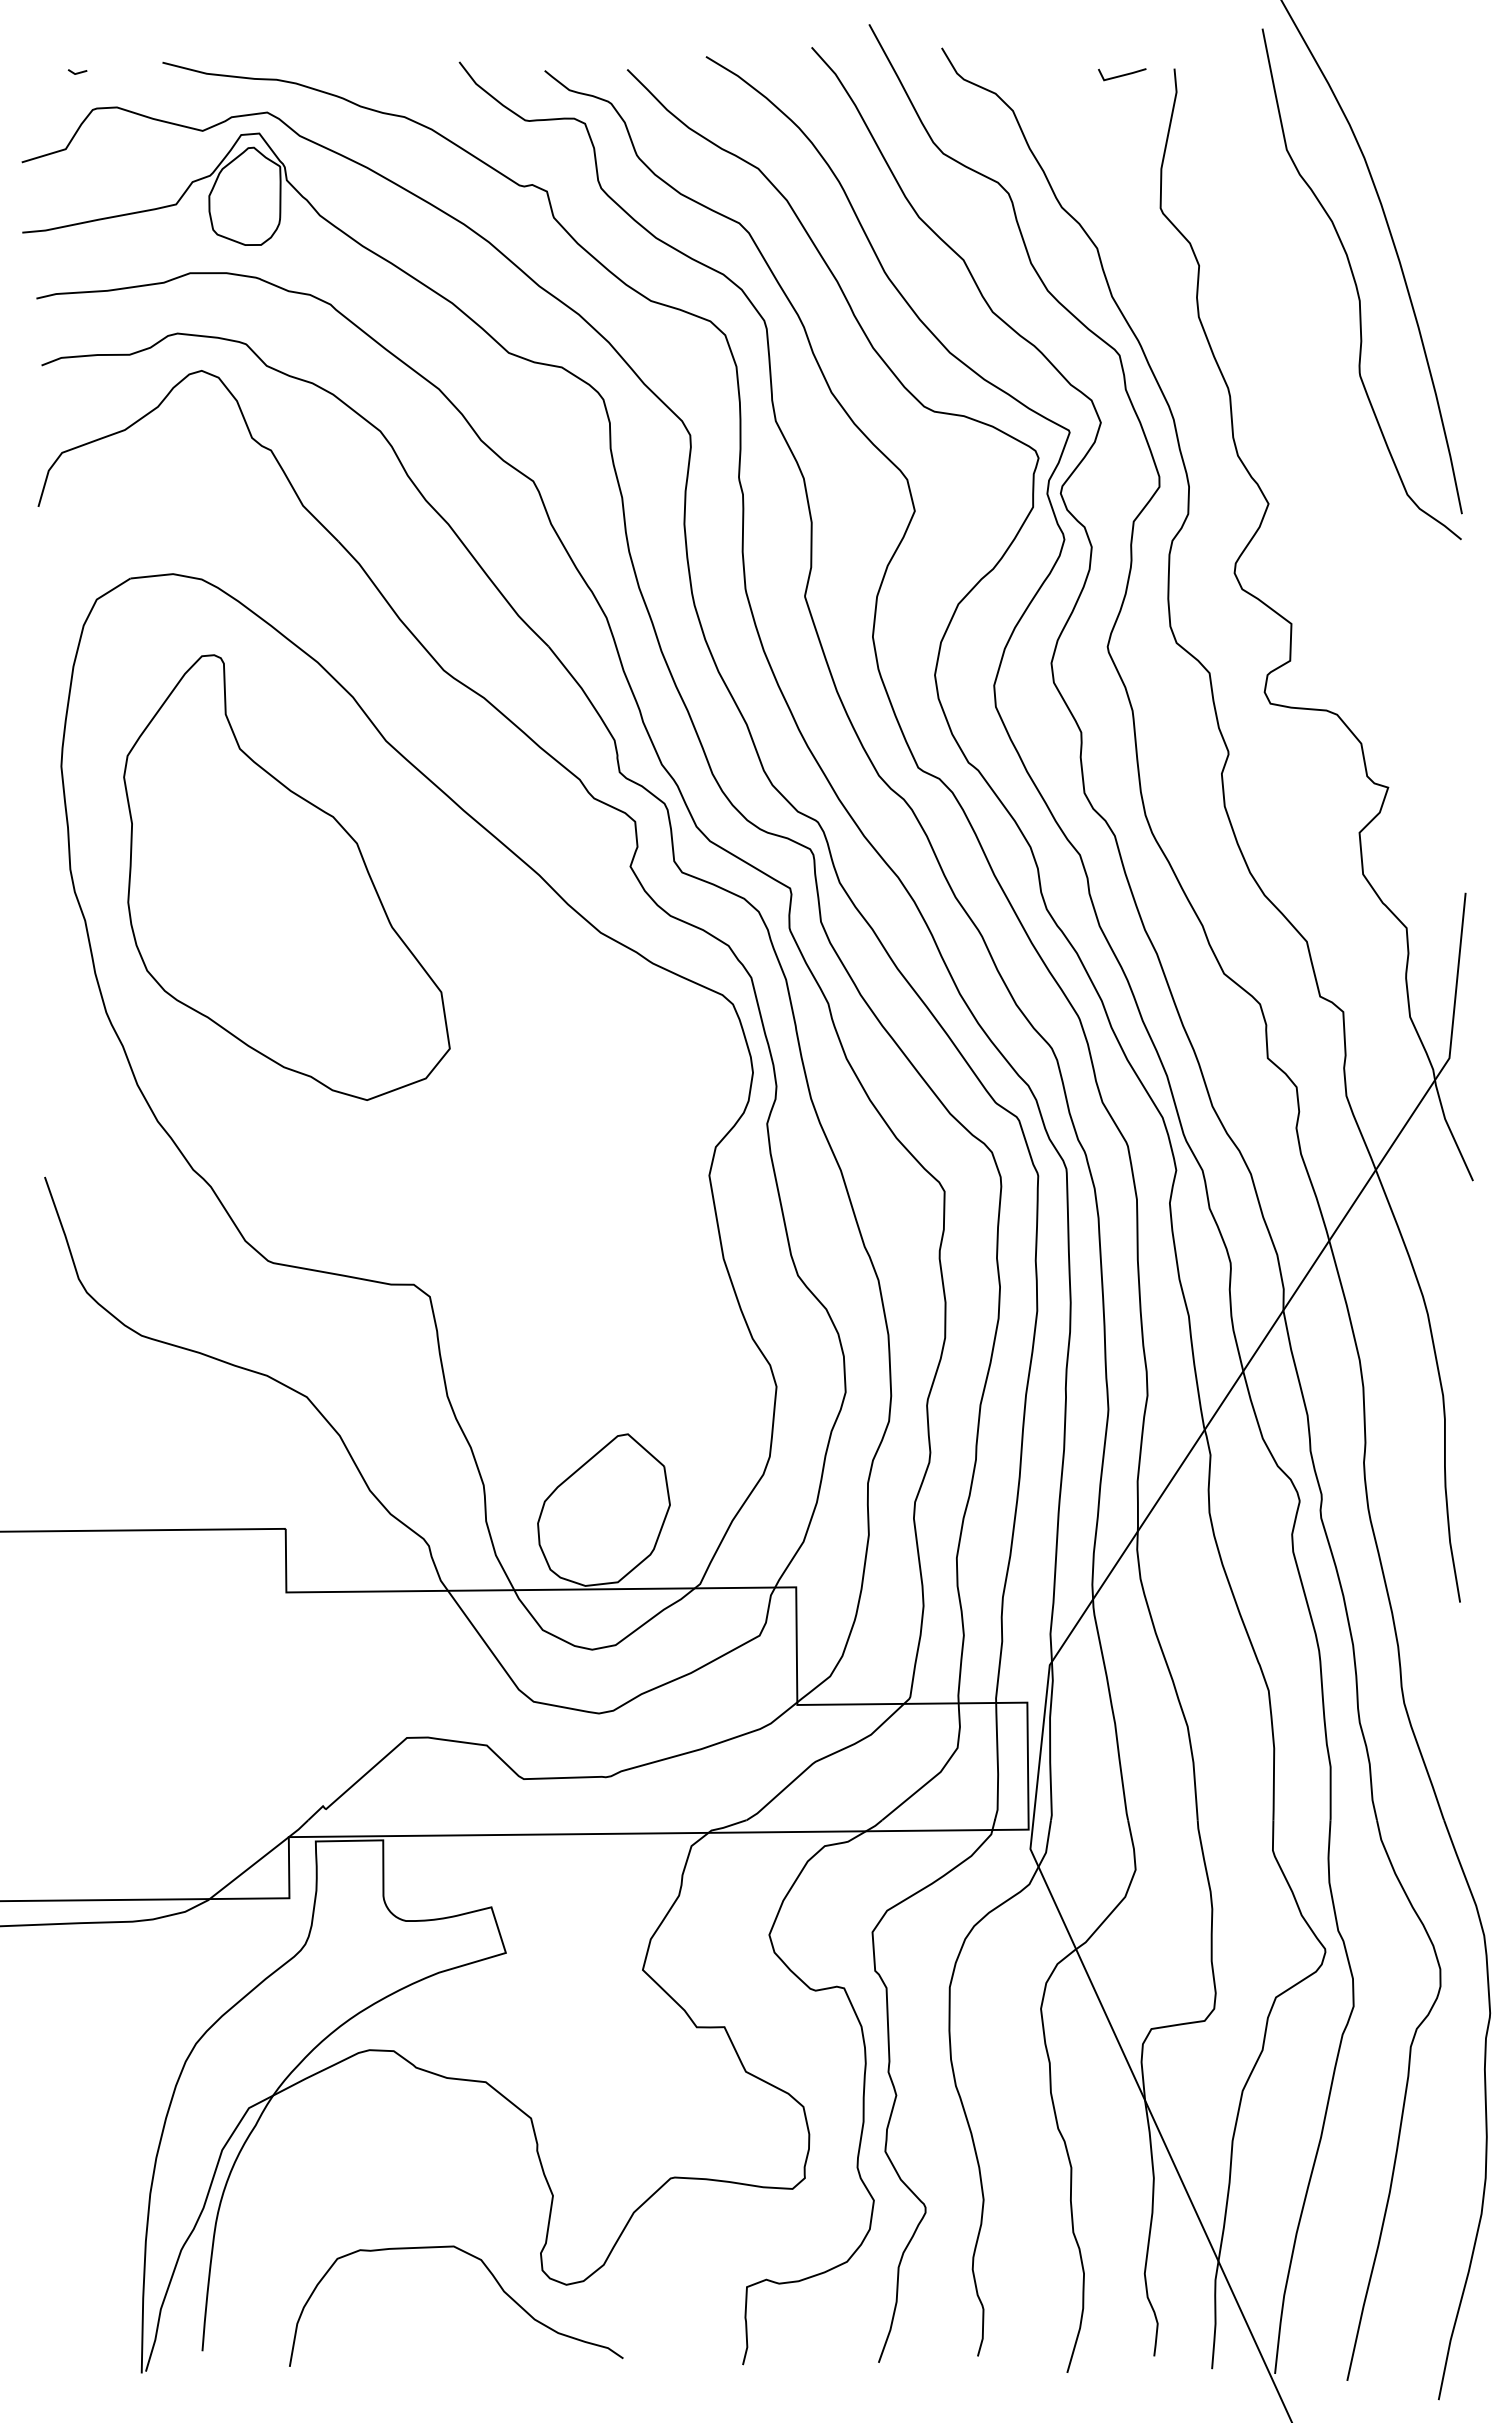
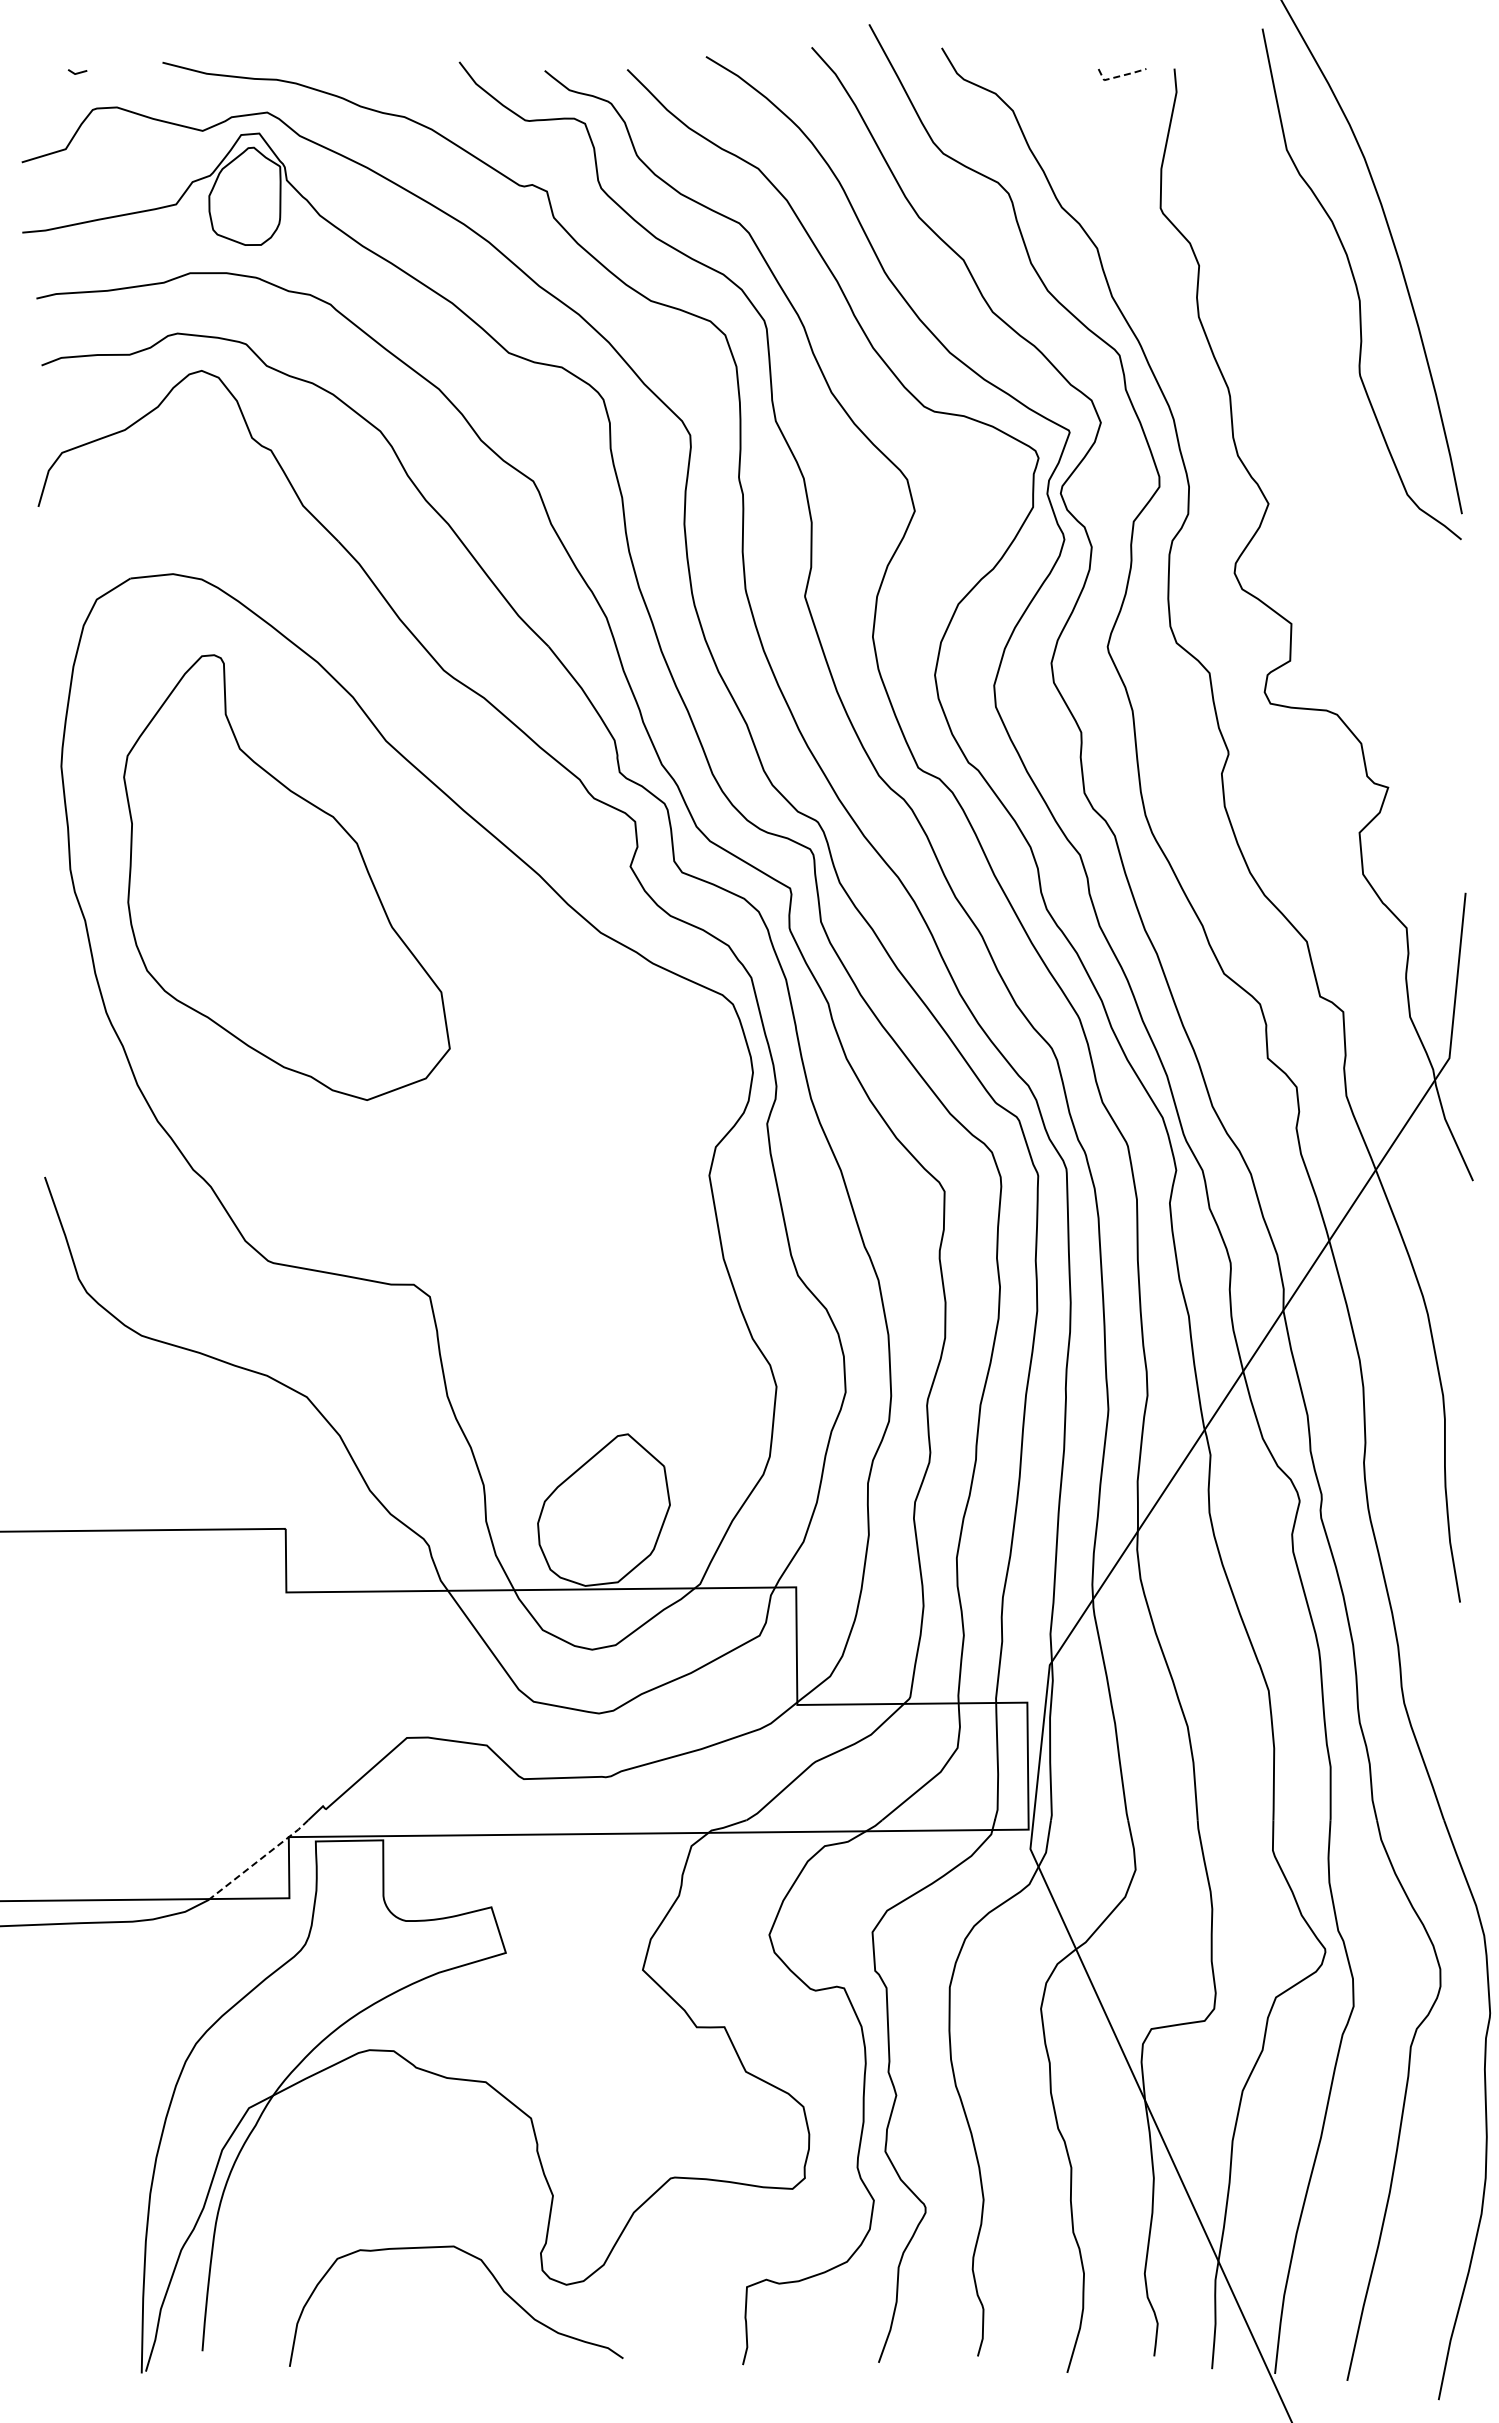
line: solid -> dashed (1119, 76)
line: solid -> dashed (260, 1859)
